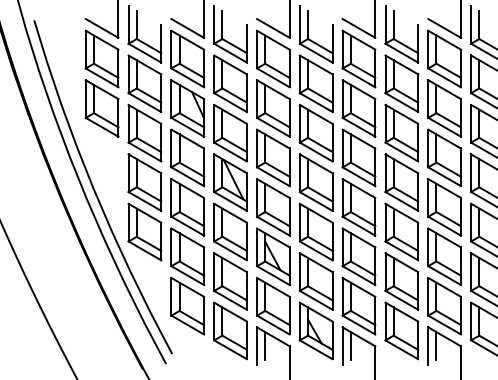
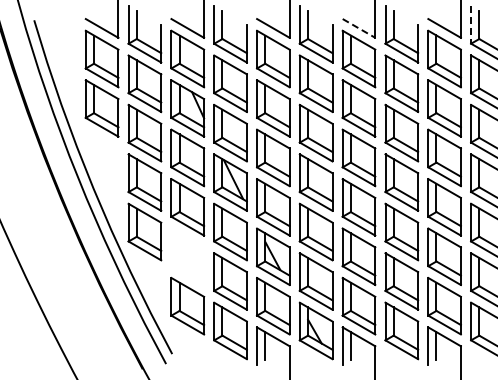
line: solid -> dashed (471, 24)
line: solid -> dashed (359, 28)
part: present -> none (187, 256)
